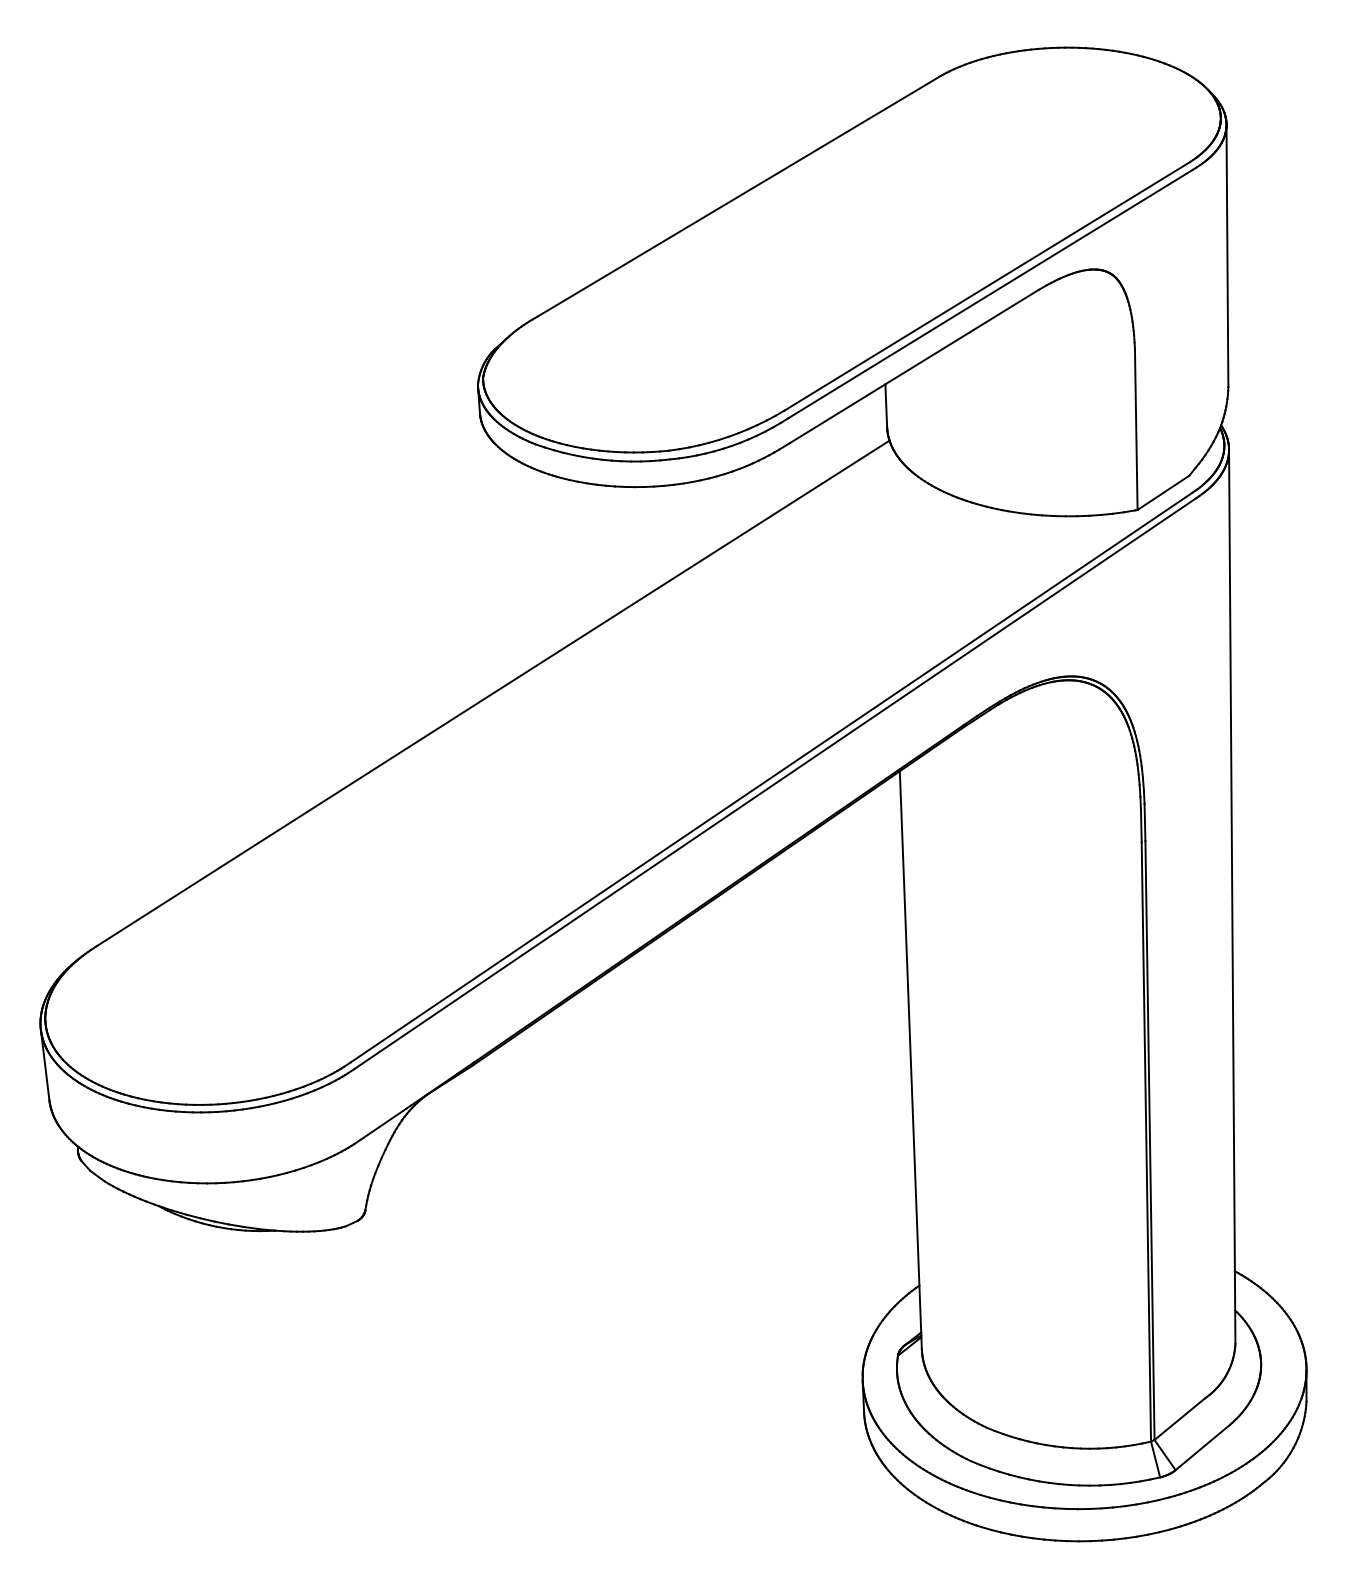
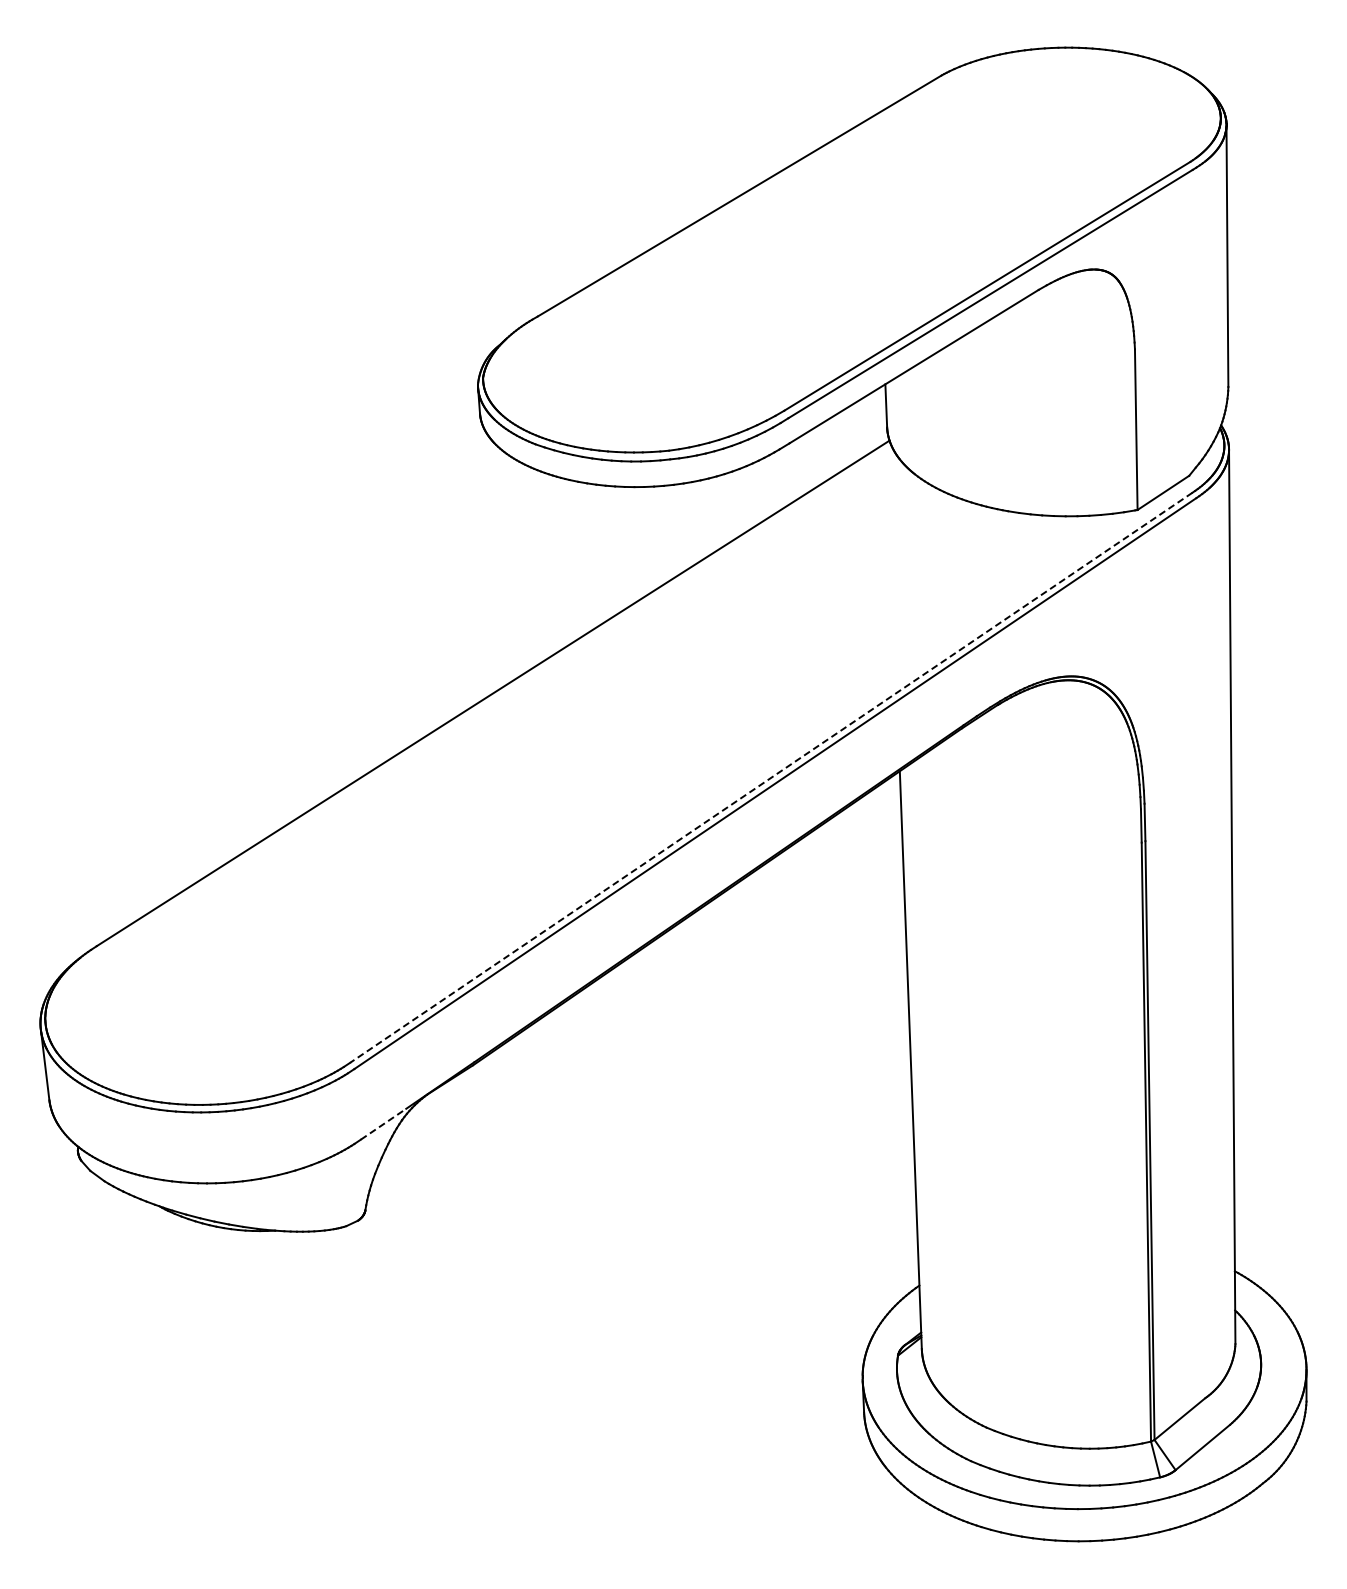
line: solid -> dashed (771, 777)
line: solid -> dashed (383, 1123)
